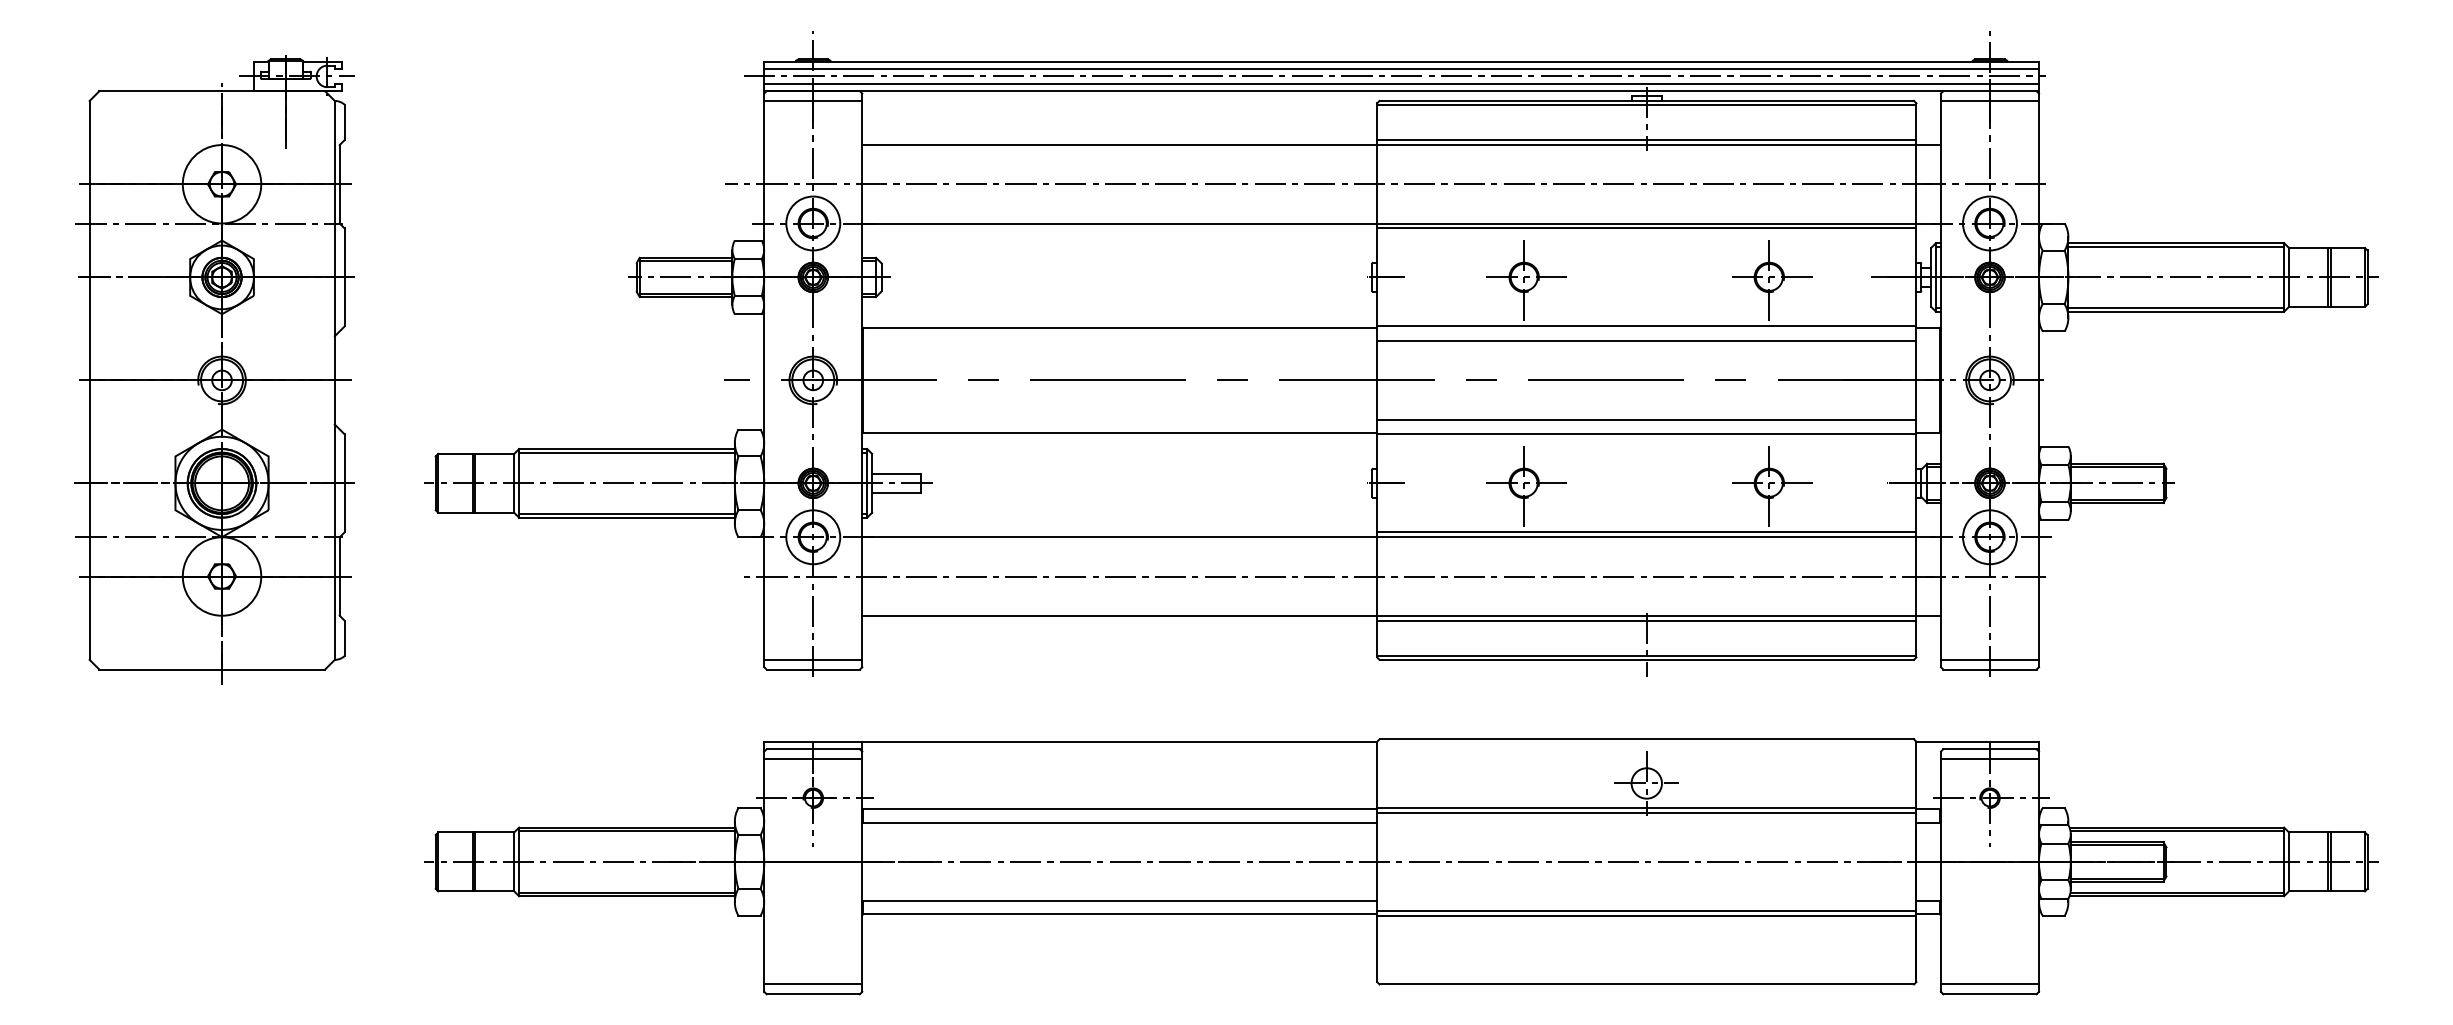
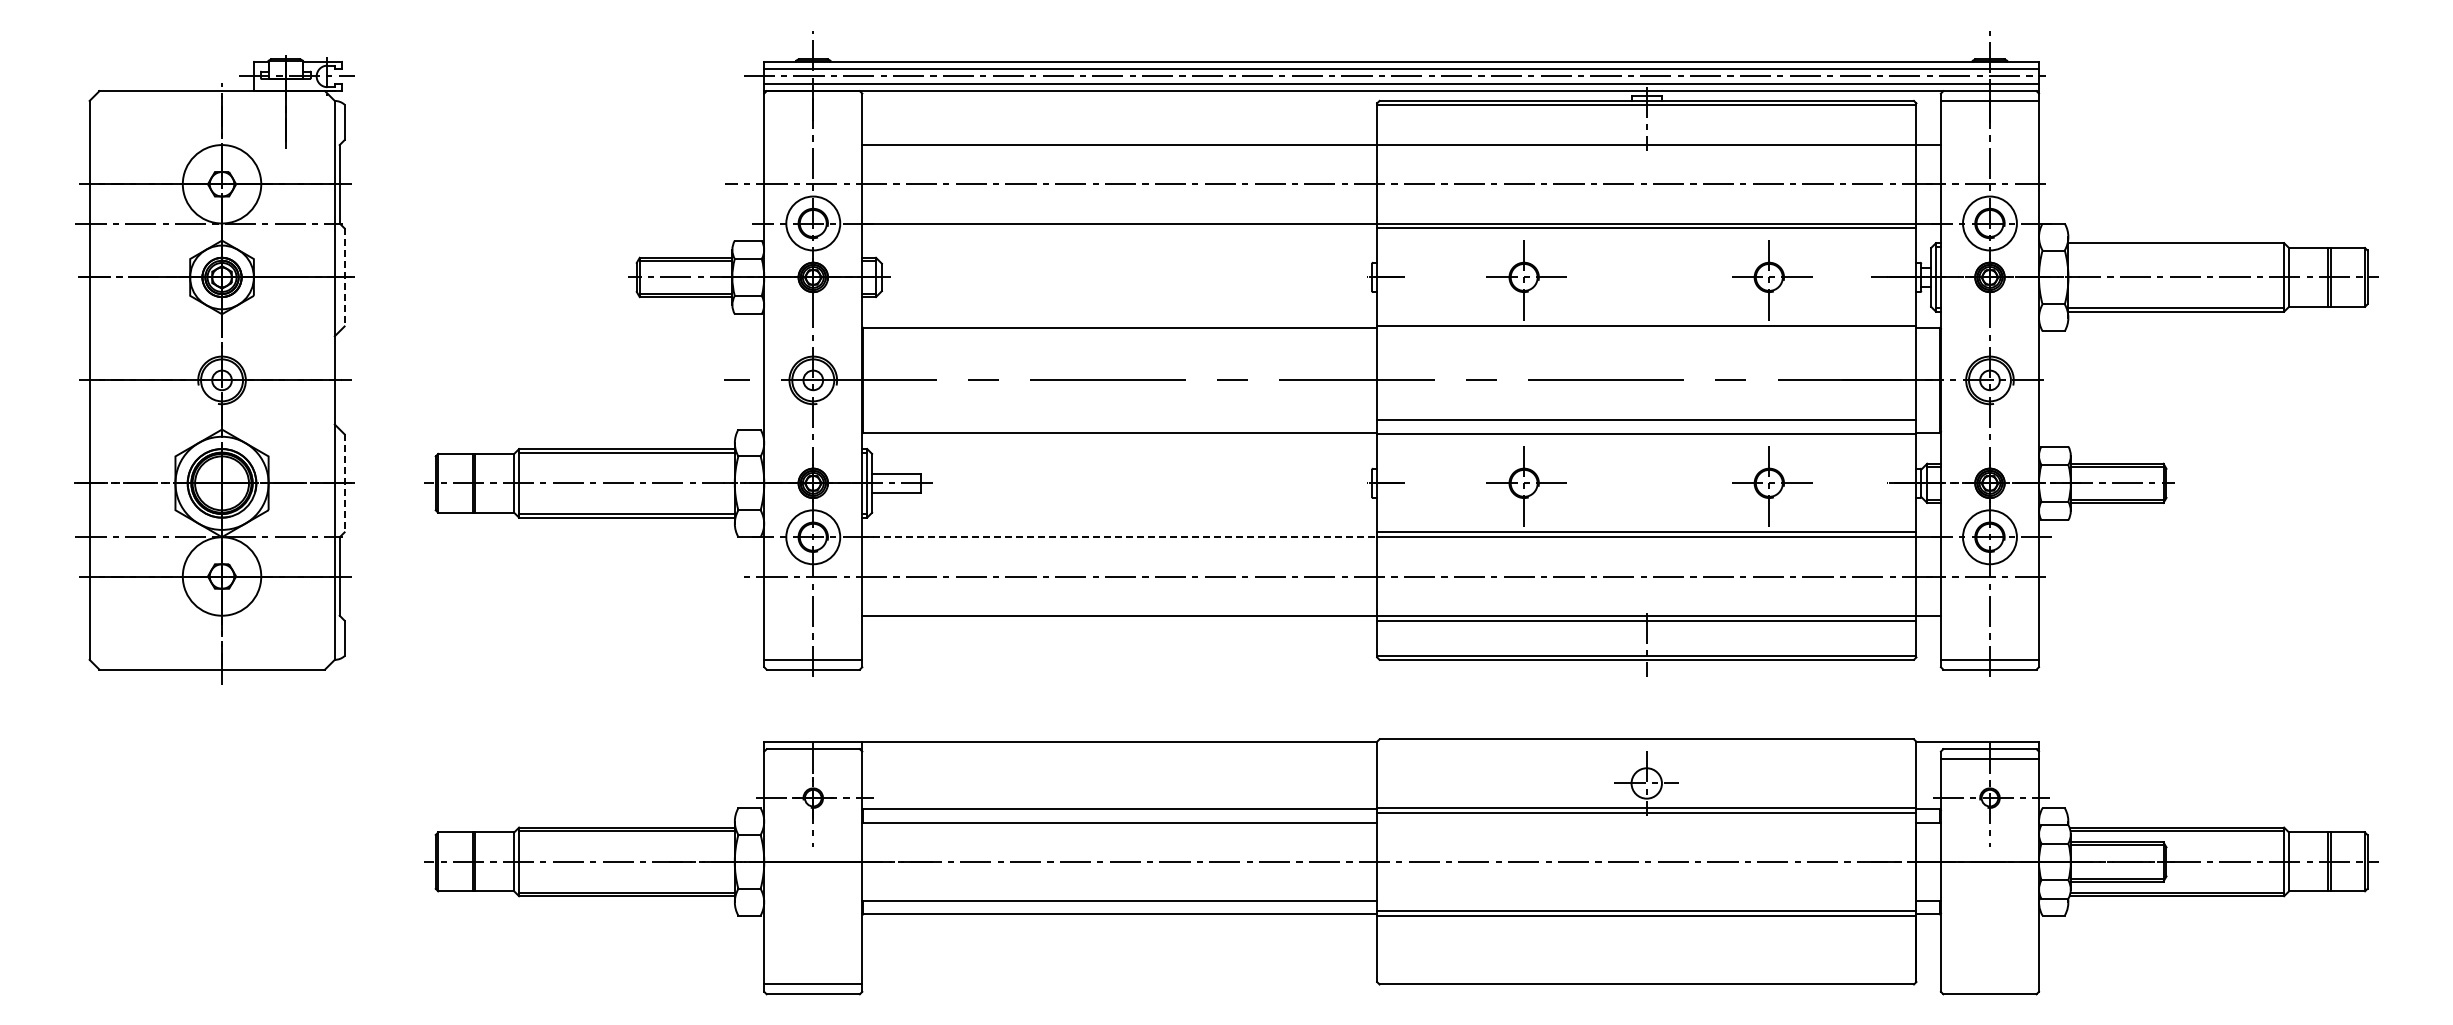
line: present -> none (813, 100)
line: present -> none (1646, 140)
line: present -> none (2176, 246)
line: solid -> dashed (344, 277)
line: present -> none (1646, 341)
line: solid -> dashed (344, 483)
line: solid -> dashed (1120, 537)
line: present -> none (813, 758)
line: present -> none (1989, 984)
